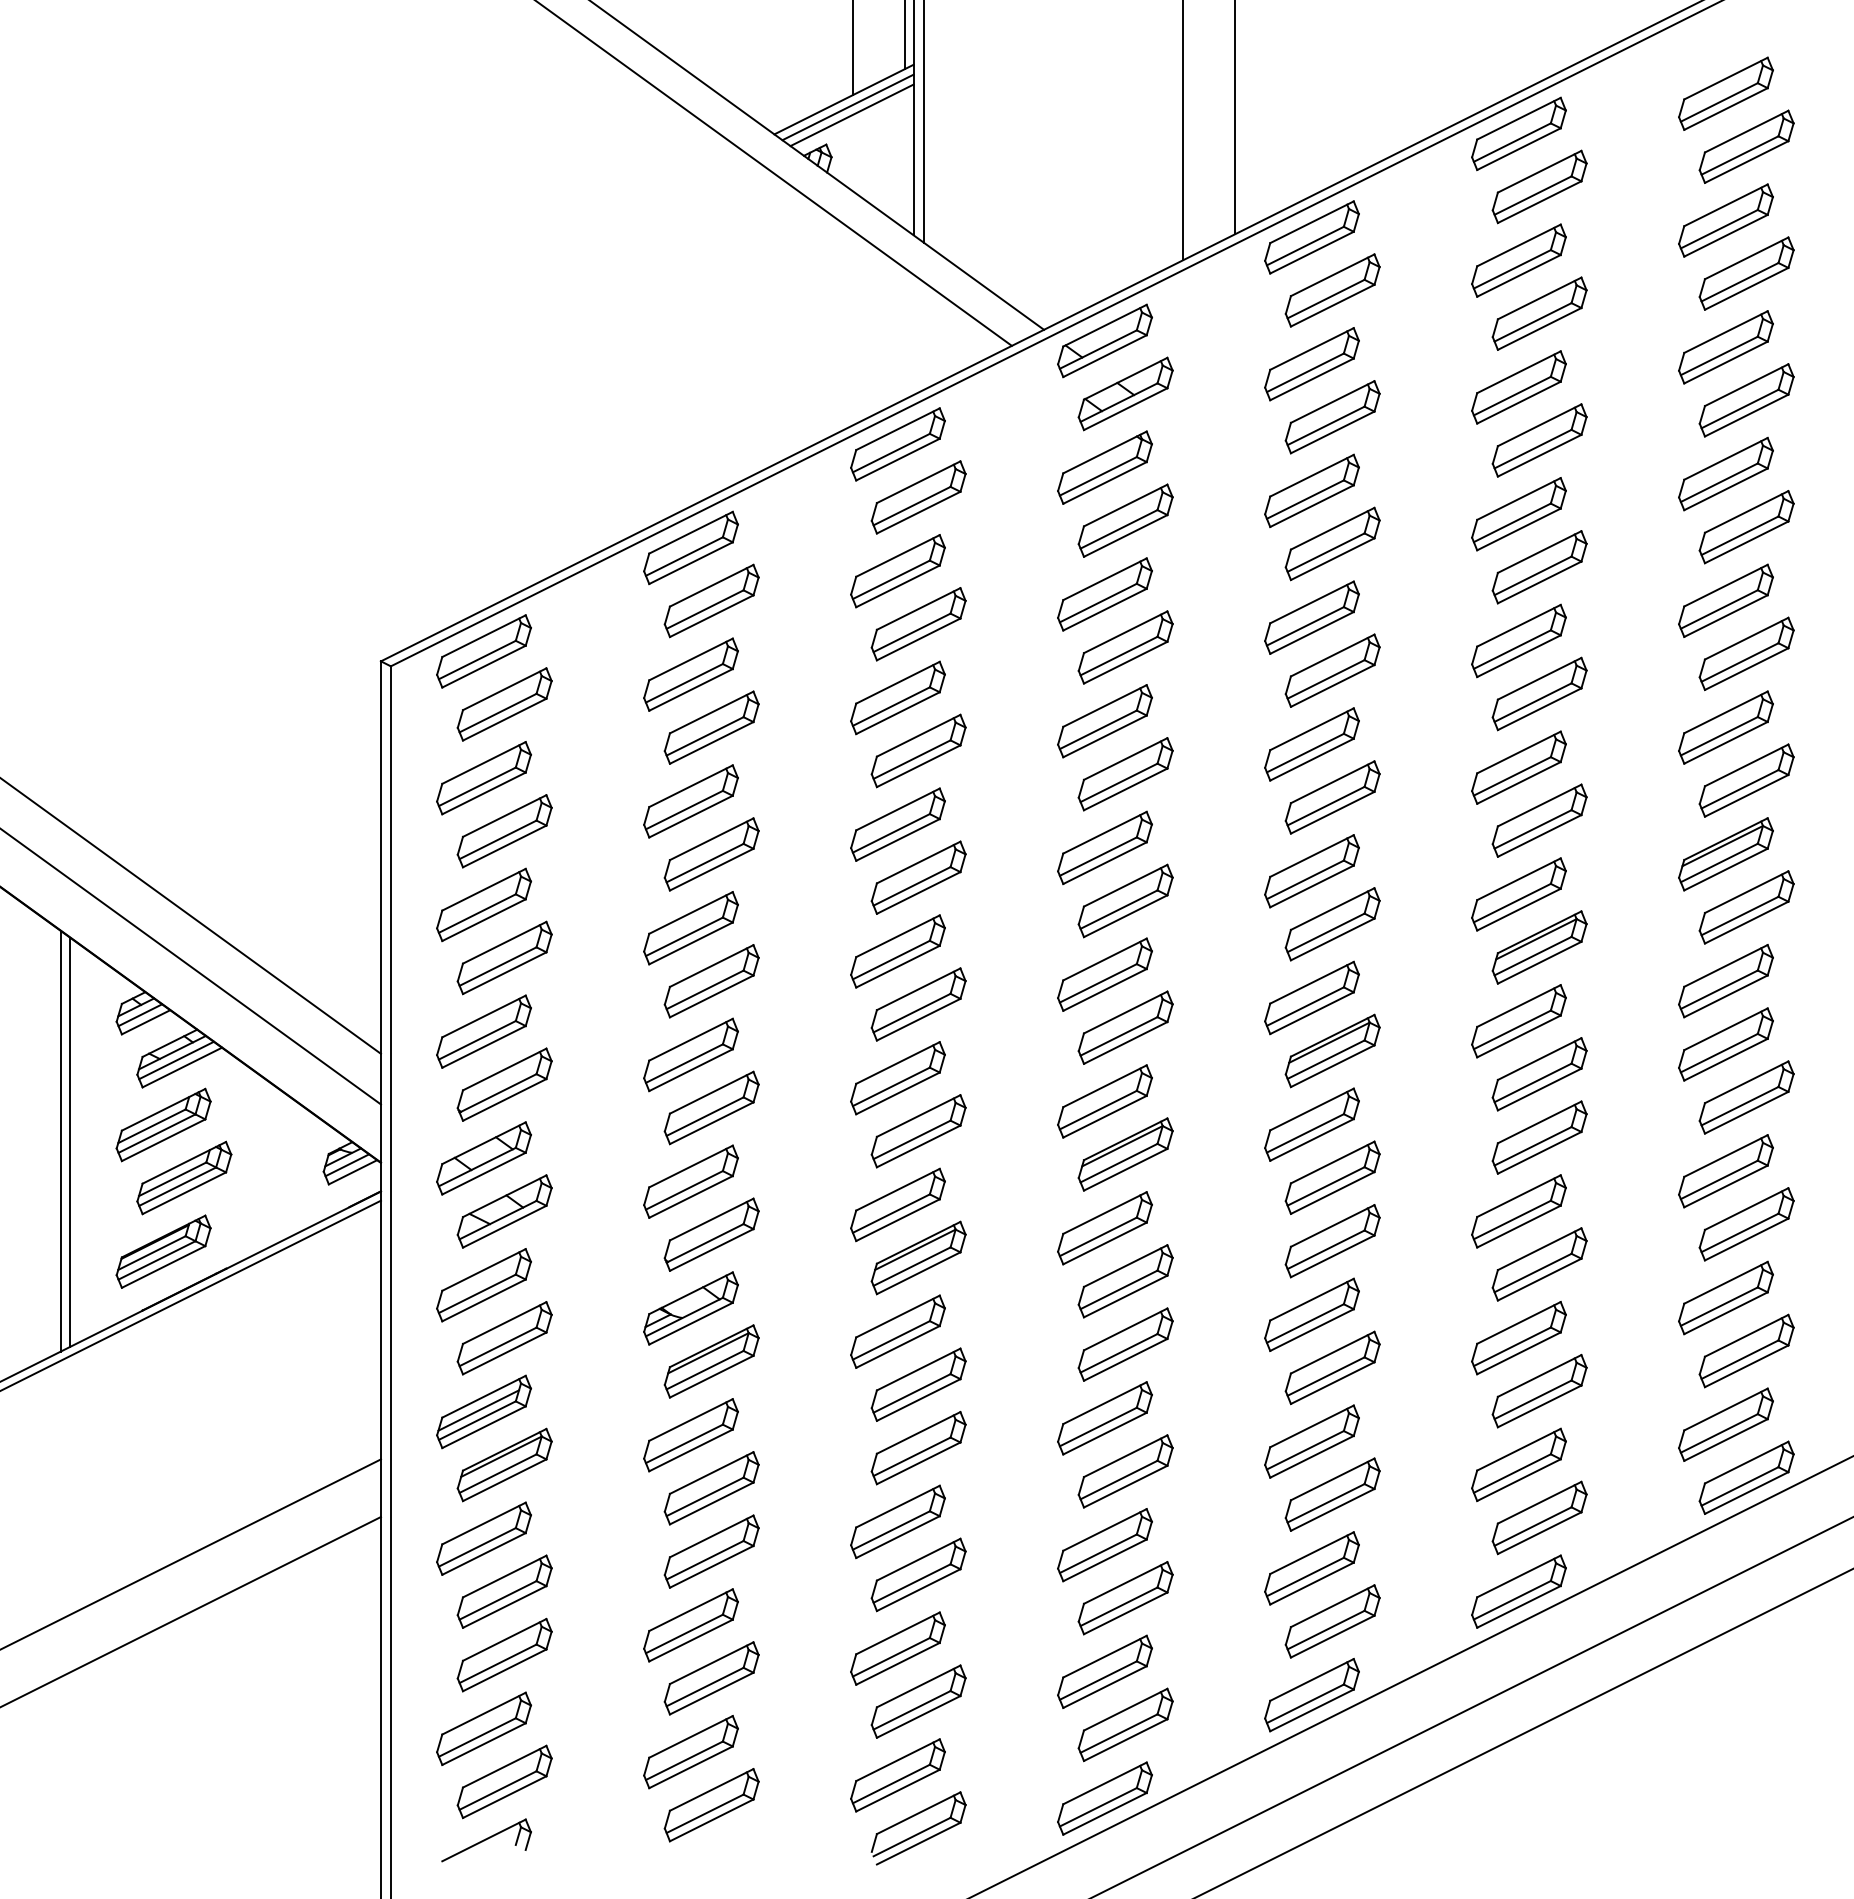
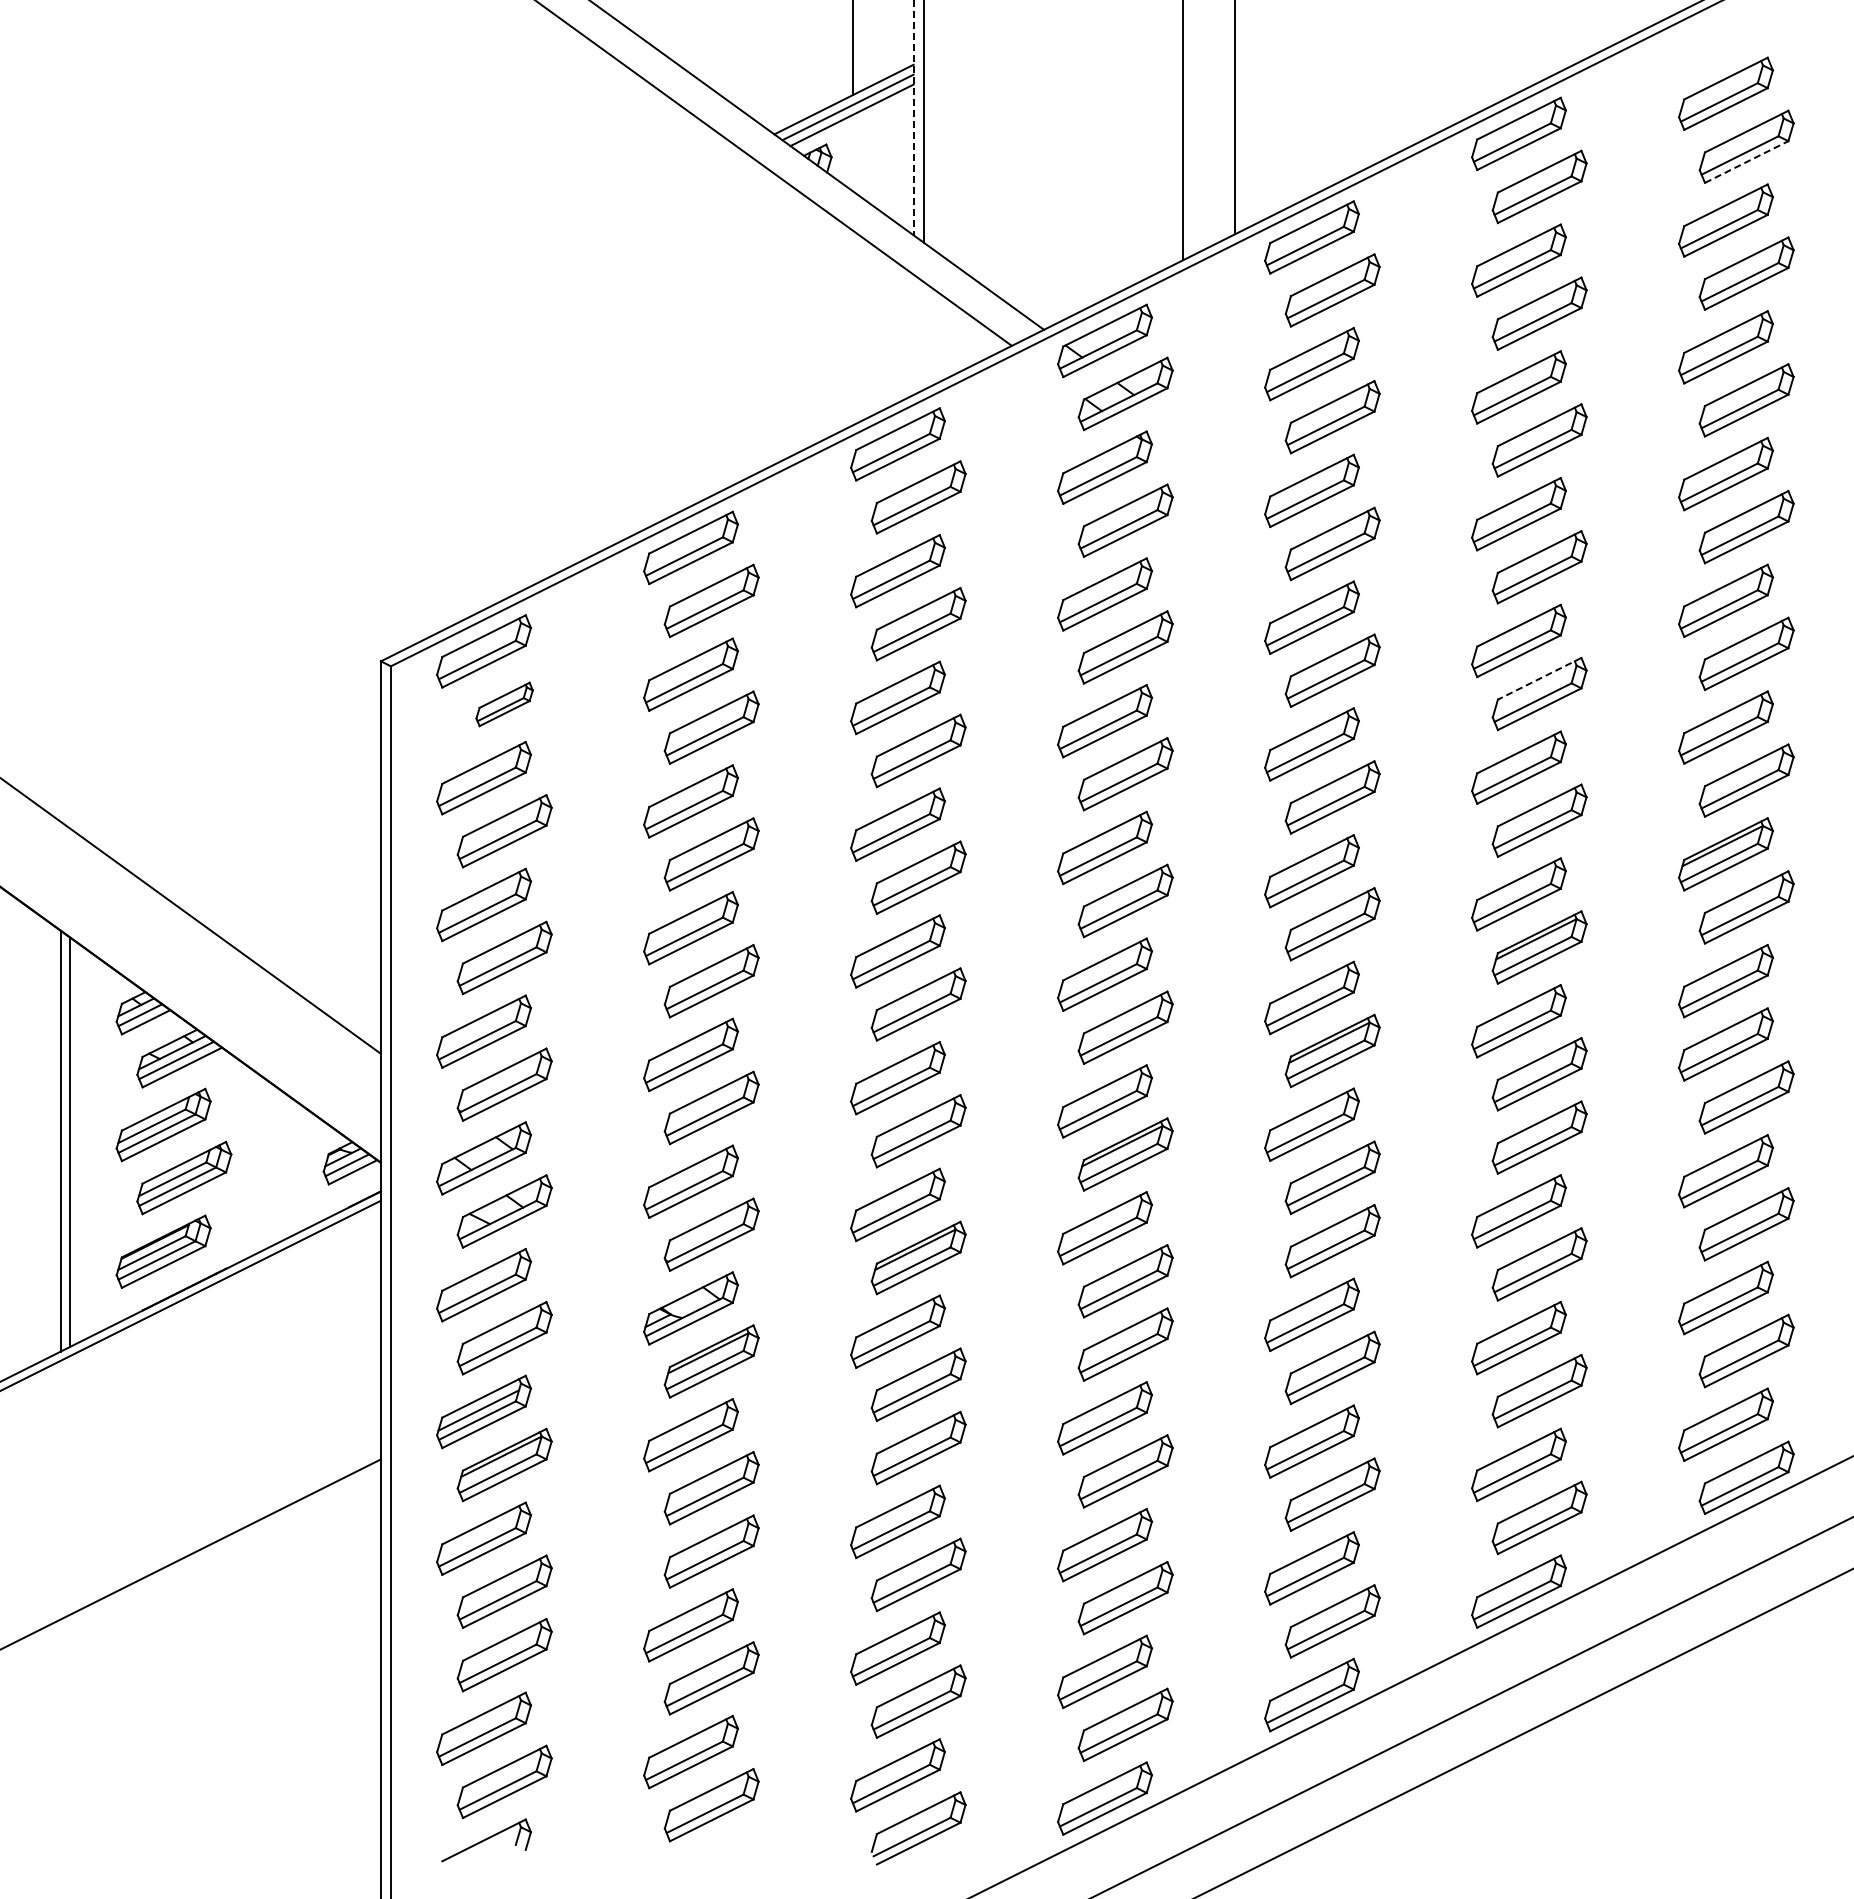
line: present -> none (904, 35)
line: solid -> dashed (913, 118)
line: solid -> dashed (1746, 162)
line: solid -> dashed (1539, 678)
part size: 97x75 px -> 59x47 px (504, 704)
line: present -> none (191, 967)
line: present -> none (191, 1611)
